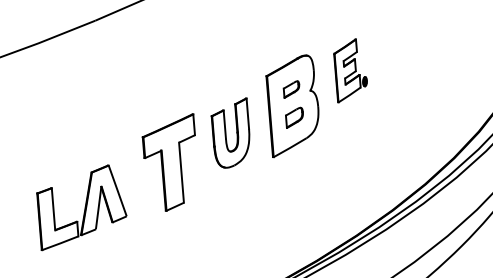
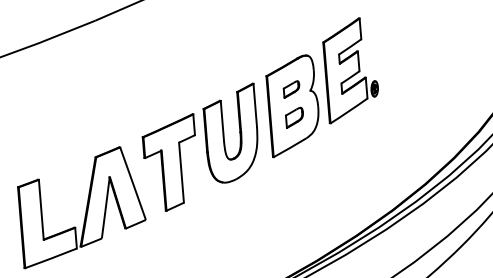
part size: 35x66 px -> 57x108 px (350, 70)
part size: 41x72 px -> 57x102 px (230, 132)
part size: 92x88 px -> 130x124 px (81, 207)
